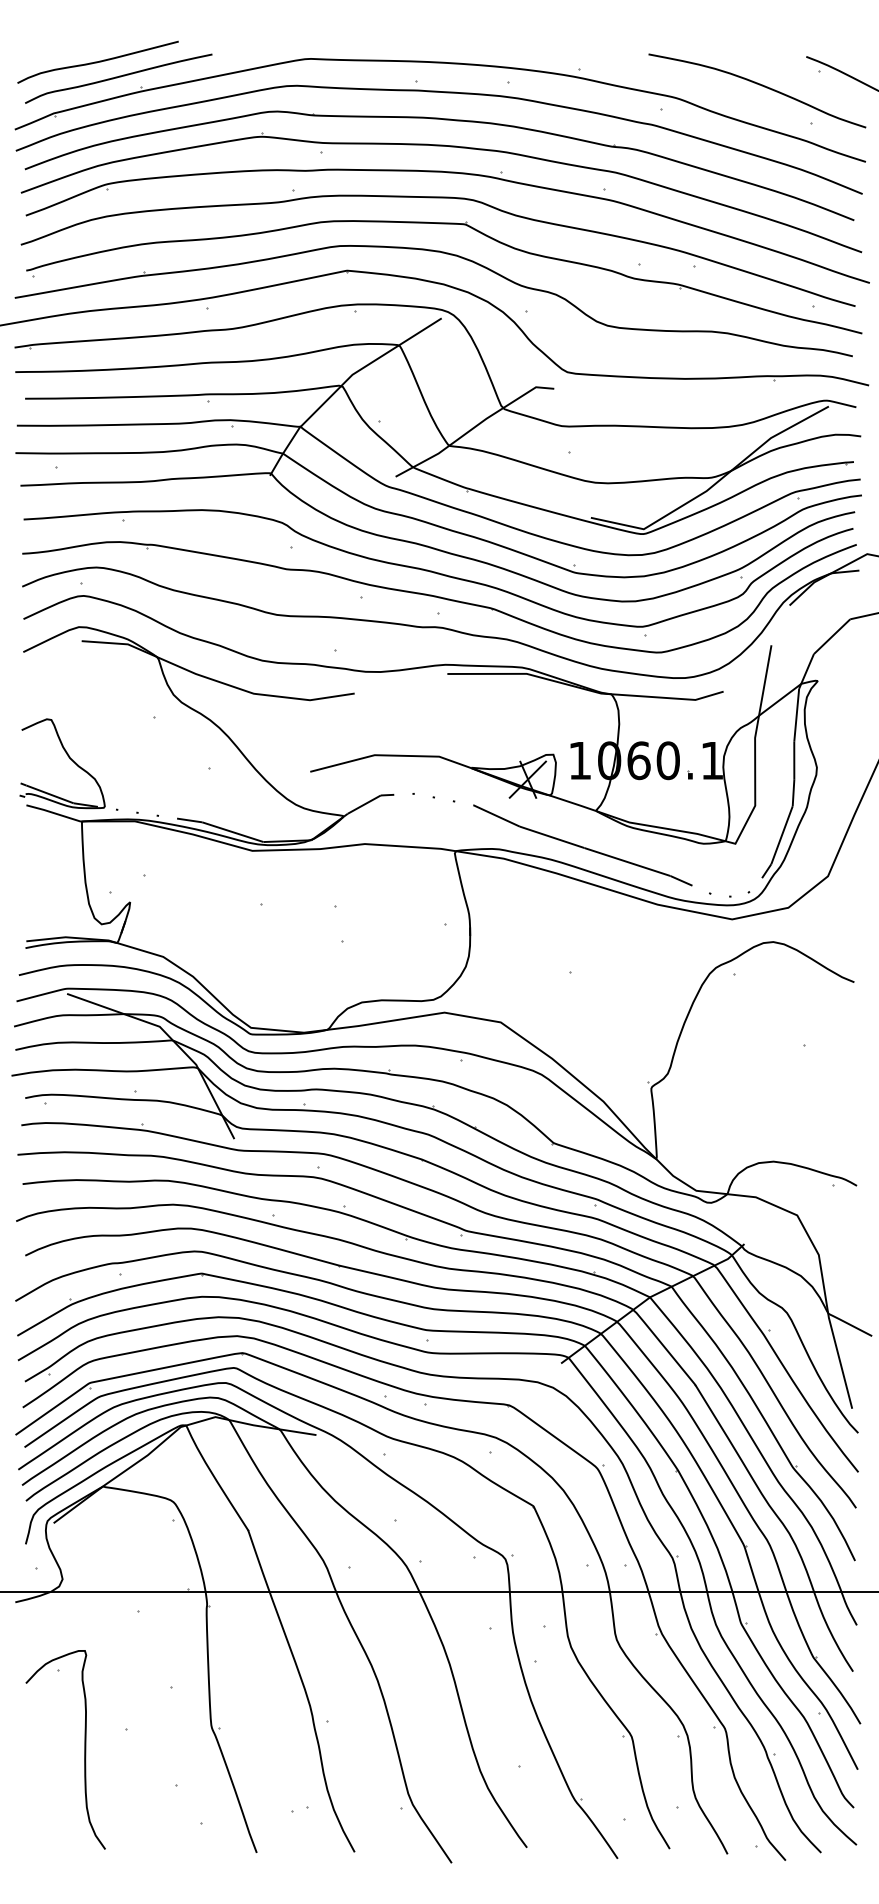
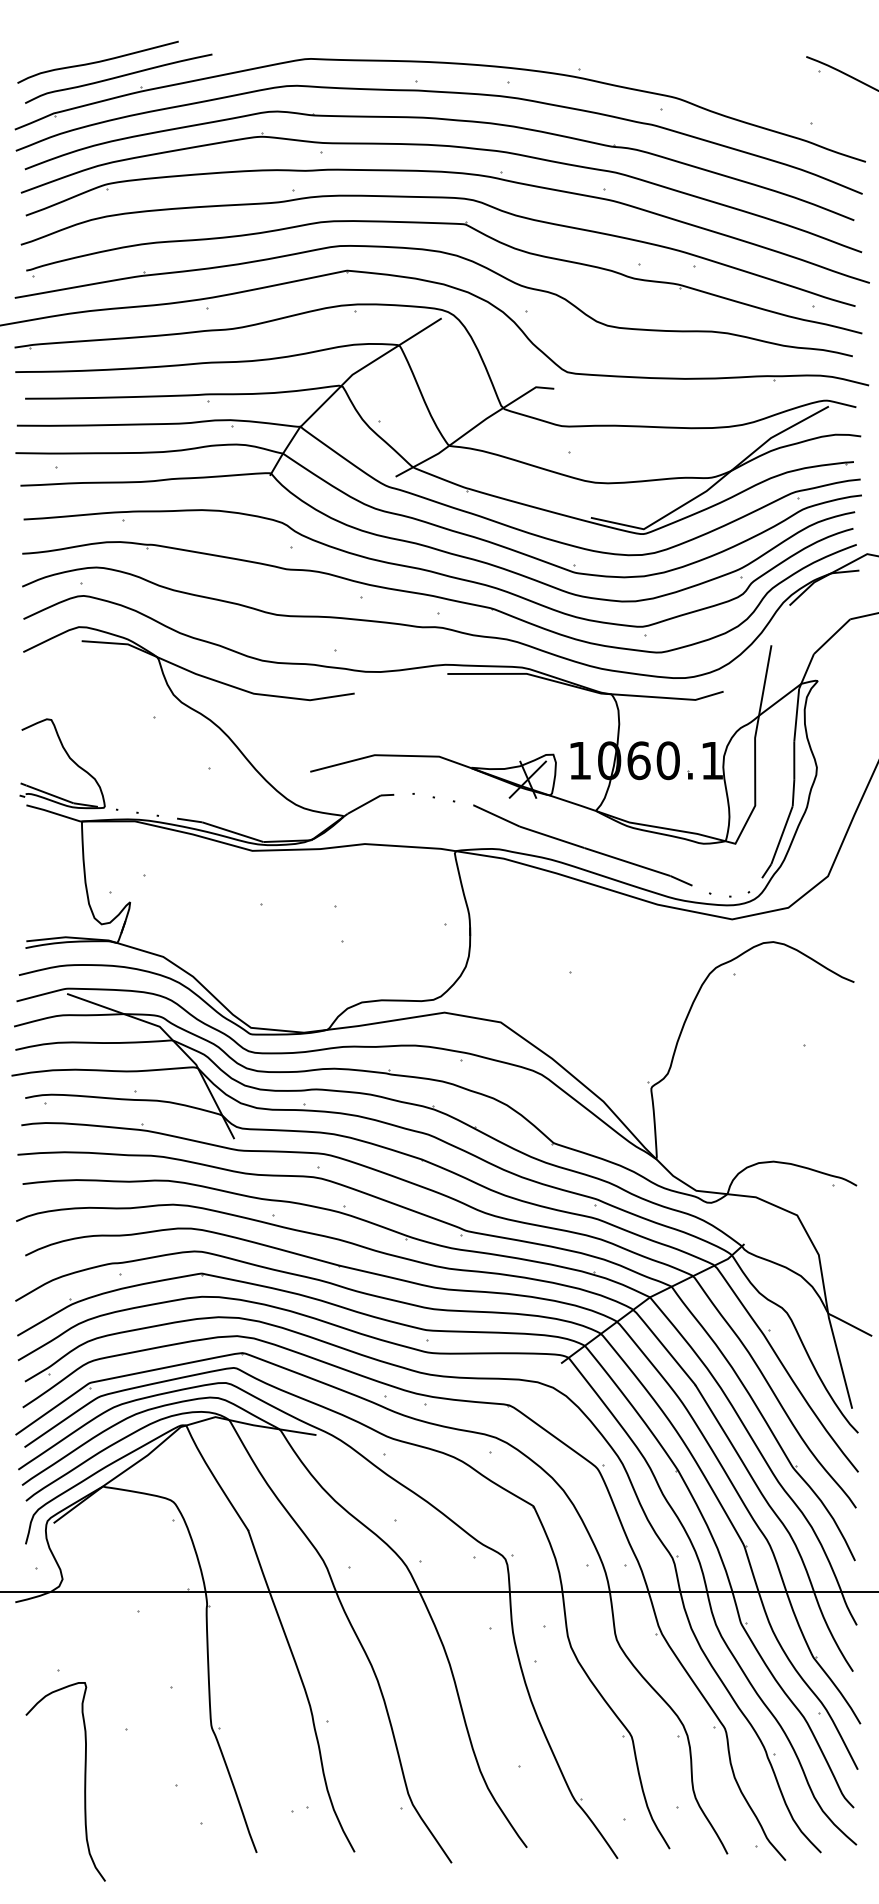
curve: present -> none (759, 85)
curve position: (84, 1749) -> (84, 1781) (84, 1781)
